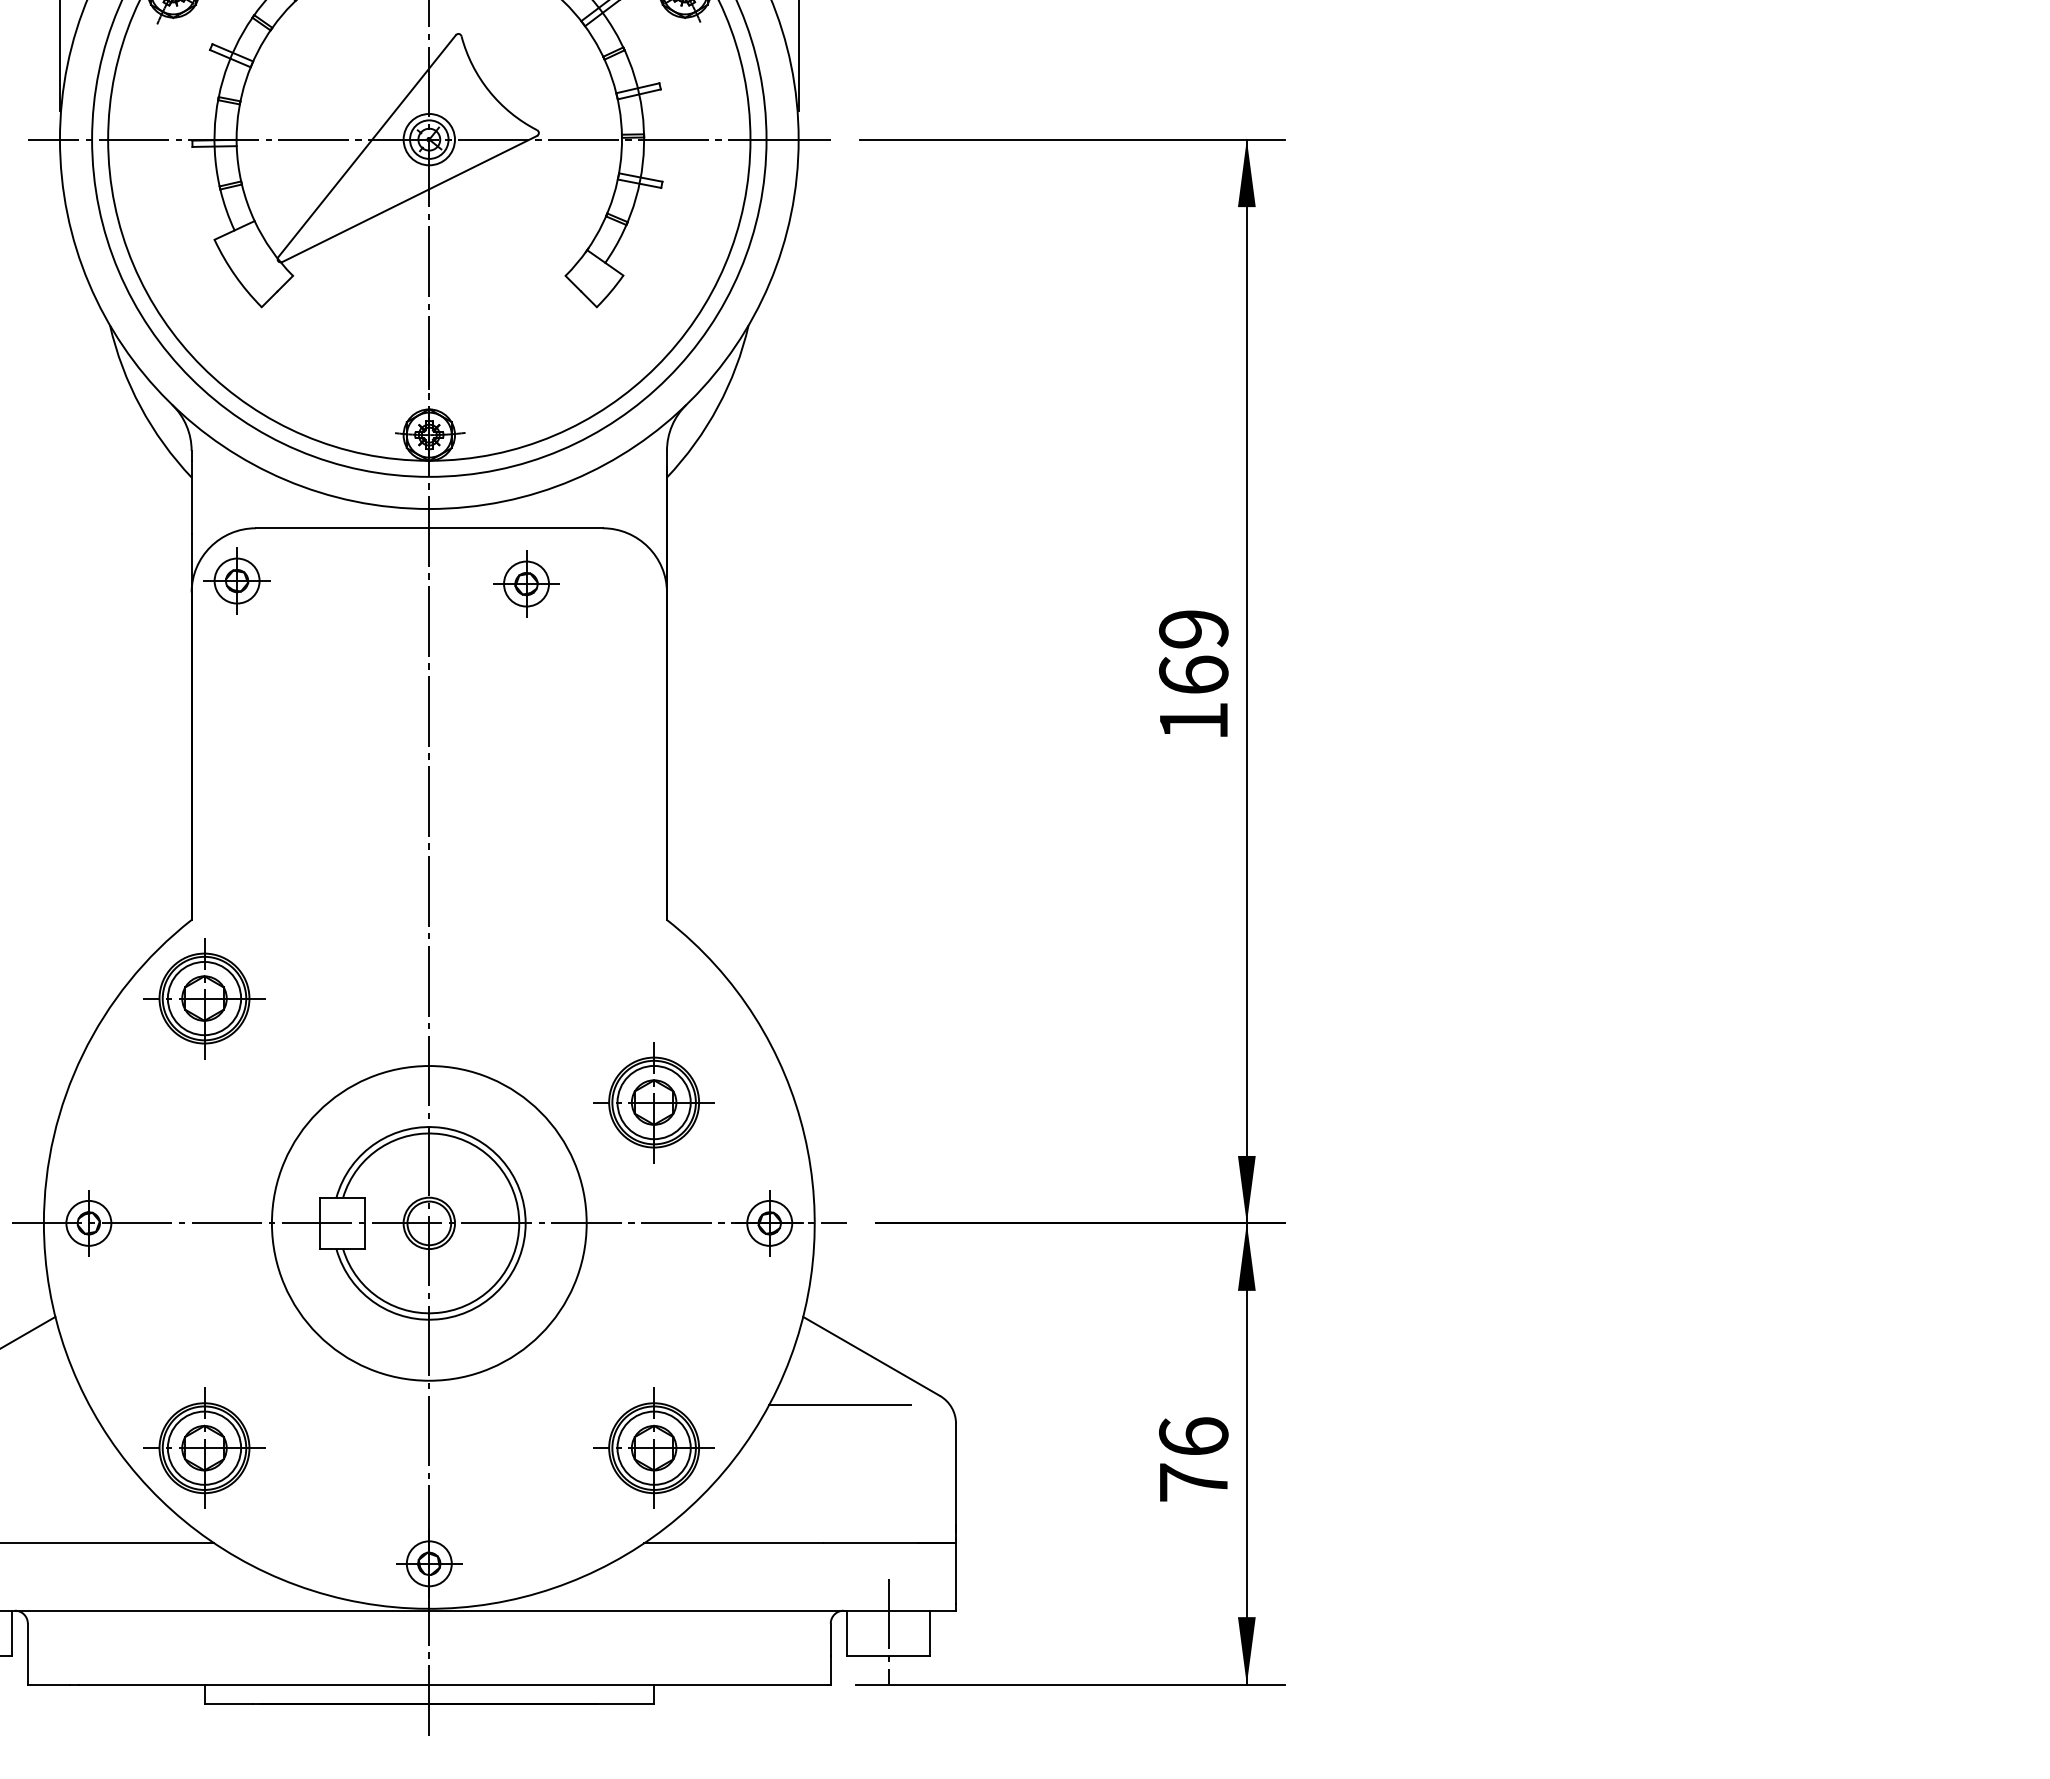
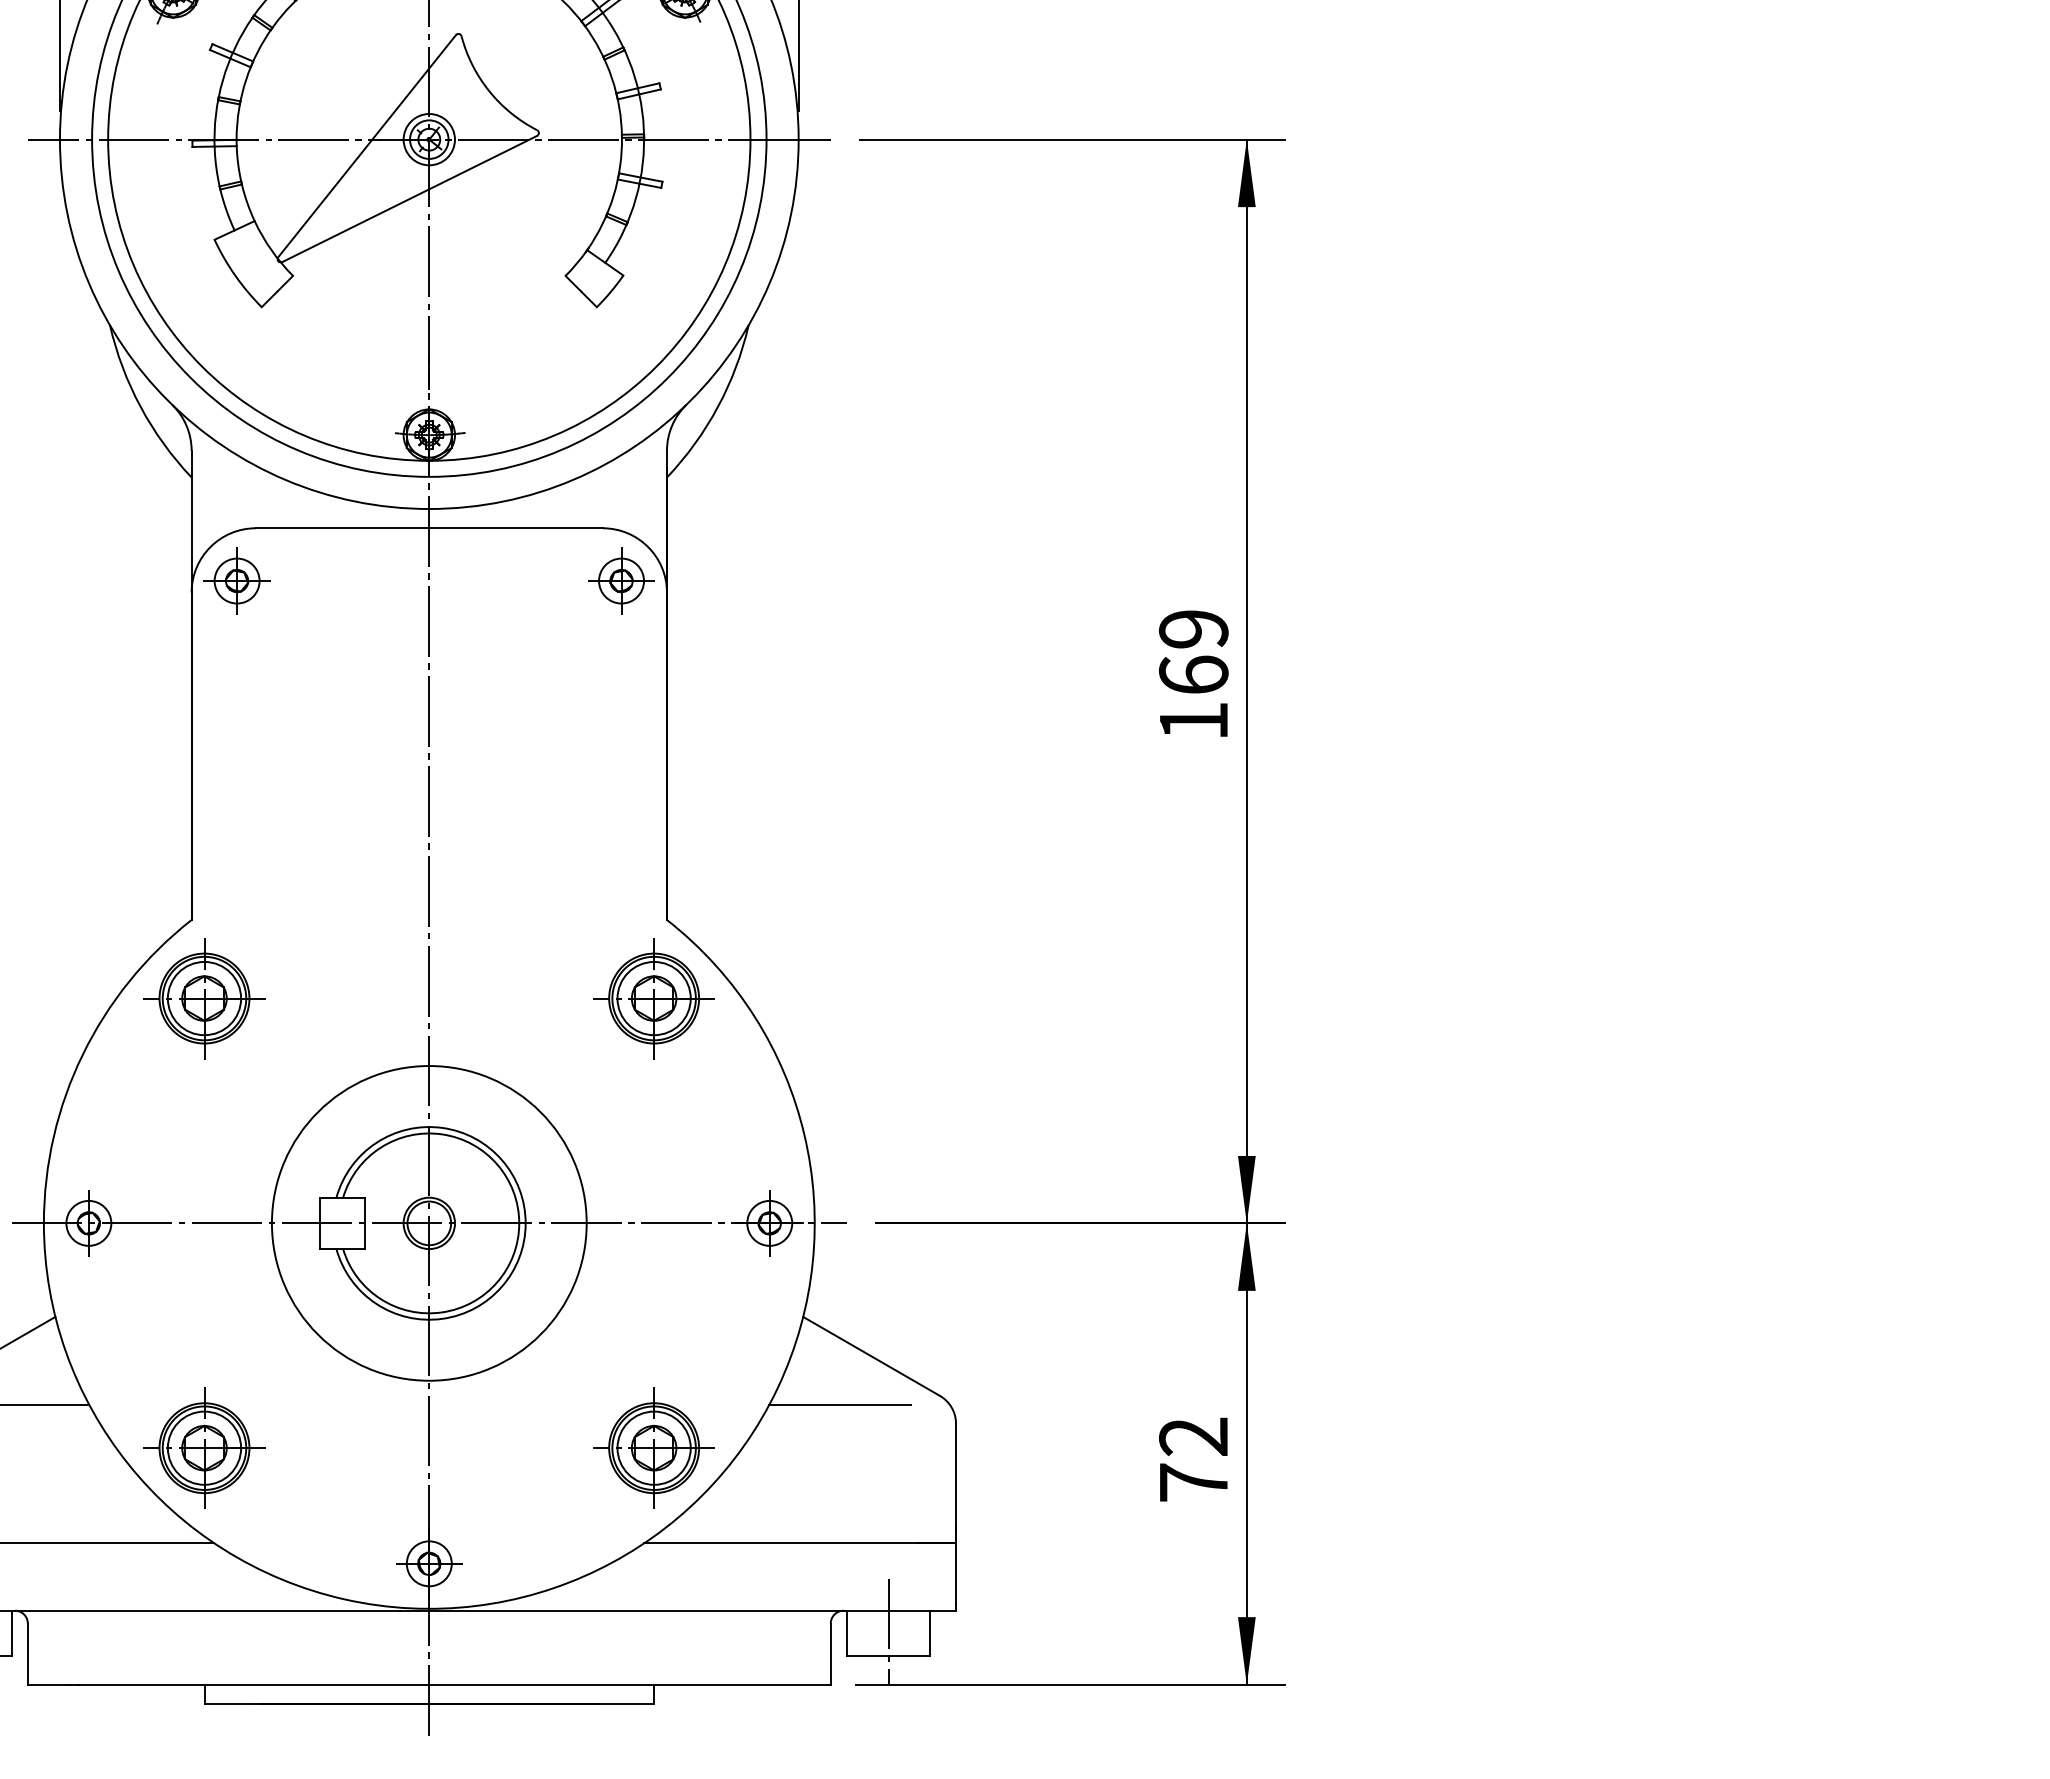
part position: (526, 583) -> (621, 580) (621, 580)
part position: (653, 1102) -> (653, 998) (653, 998)
line: none -> present (45, 1405)
text: 76 -> 72 (1193, 1436)
